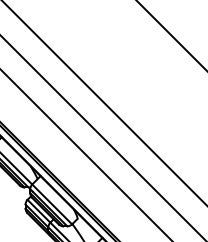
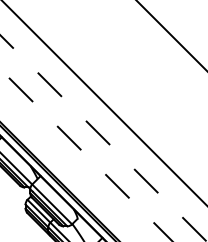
line: solid -> dashed (103, 138)
line: solid -> dashed (86, 155)
